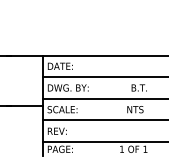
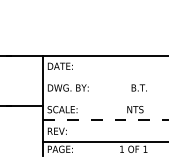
line: present -> none (104, 77)
line: present -> none (104, 98)
line: solid -> dashed (106, 120)
